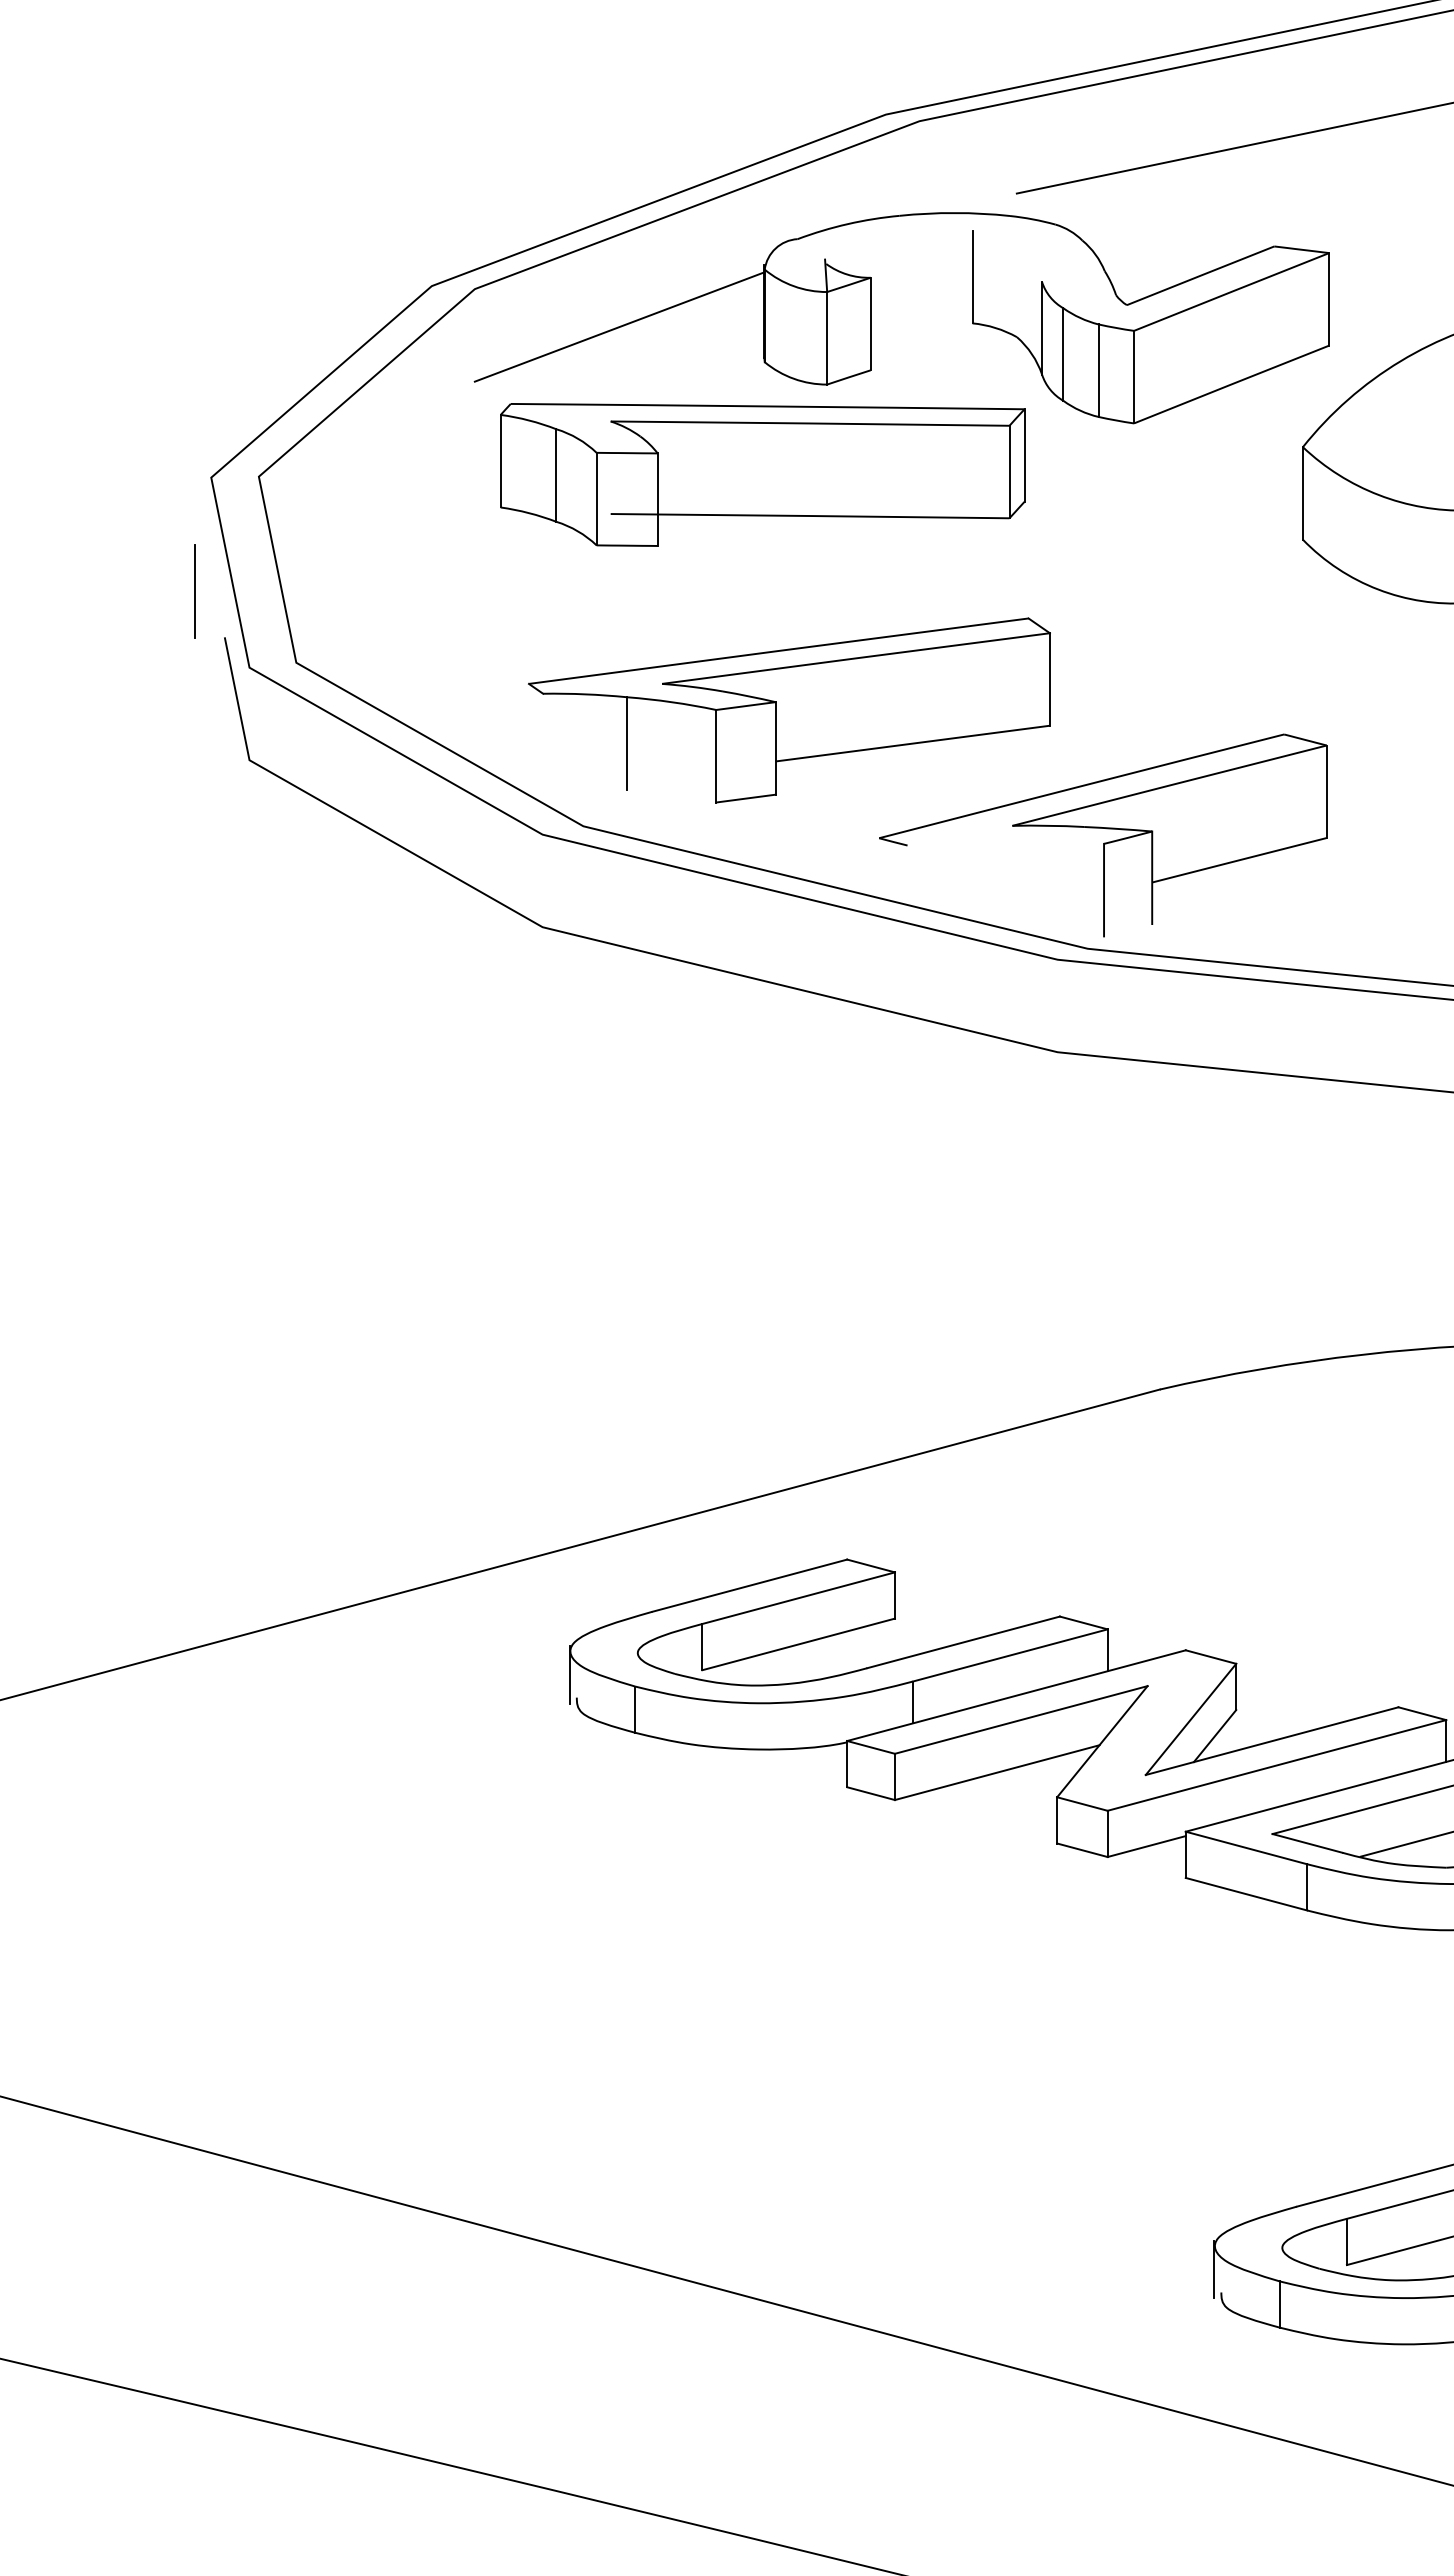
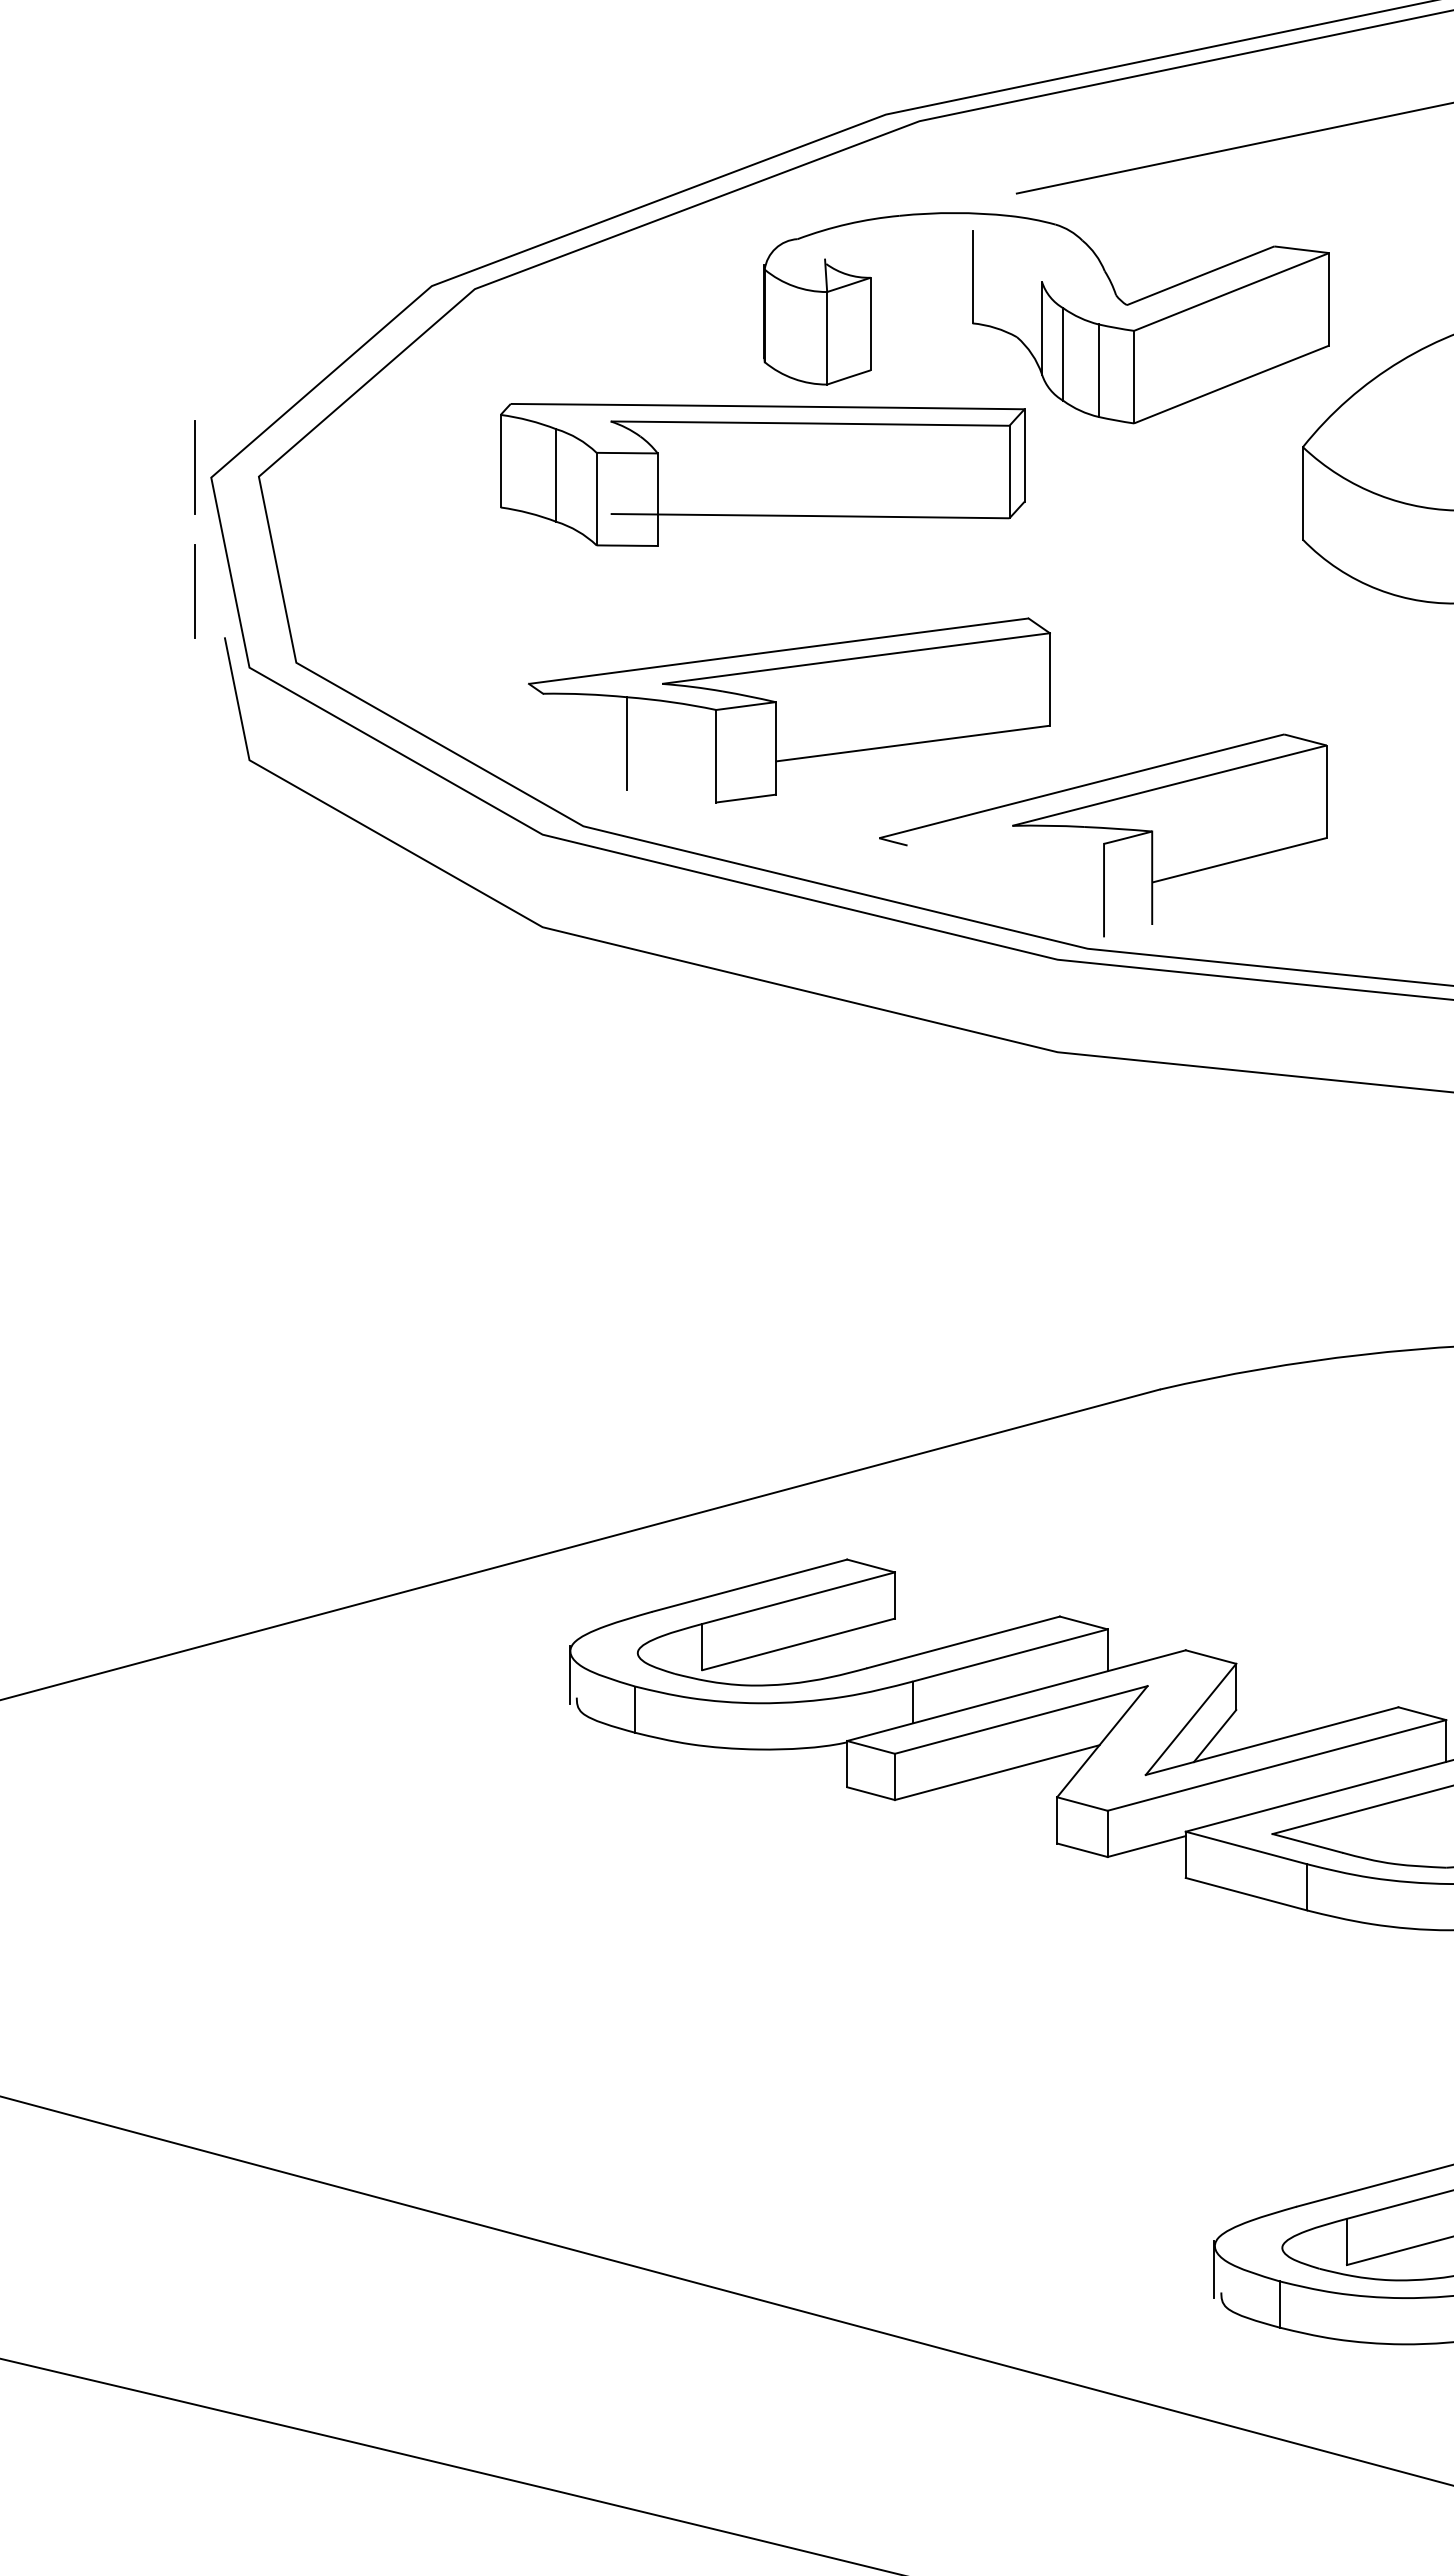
line: present -> none (618, 326)
line: none -> present (194, 467)
line: present -> none (1405, 1844)
